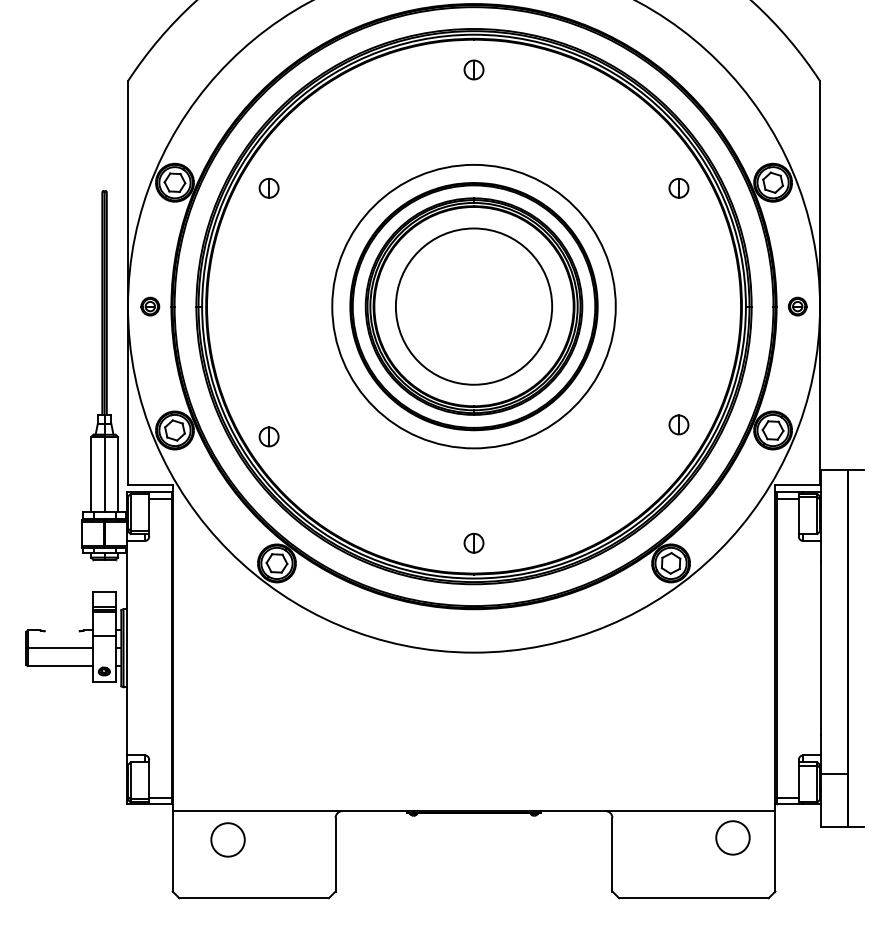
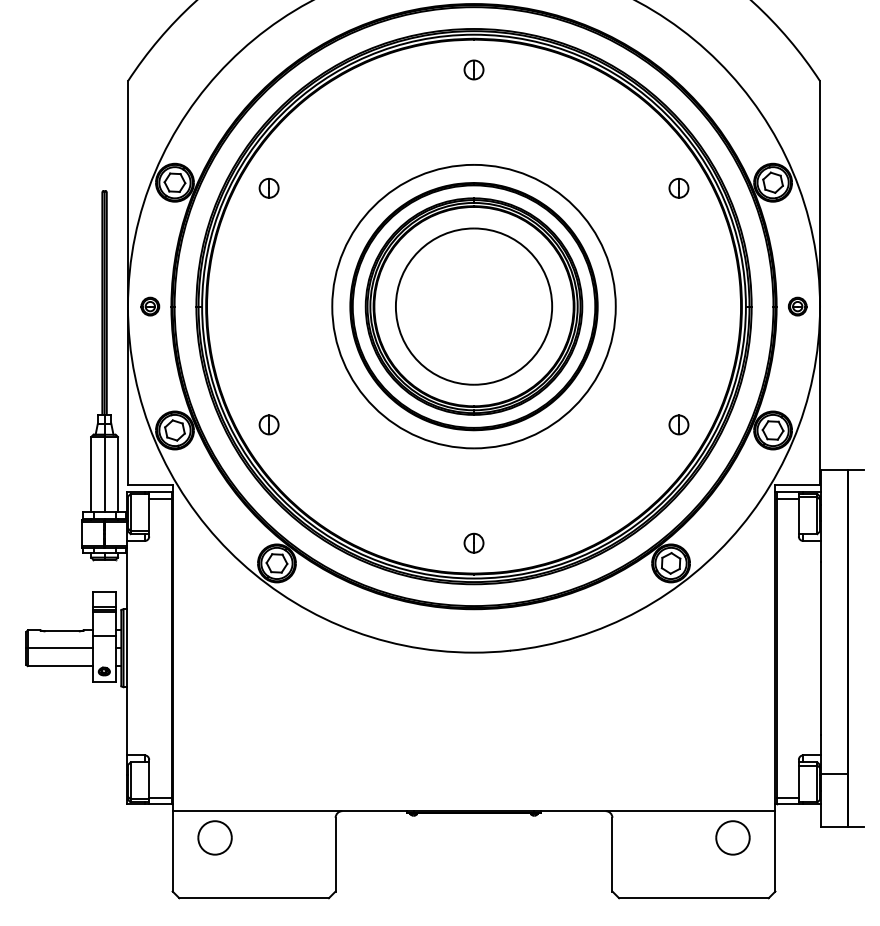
part position: (268, 436) -> (268, 424) (268, 424)
line: none -> present (61, 631)
part position: (227, 839) -> (214, 837) (214, 837)
